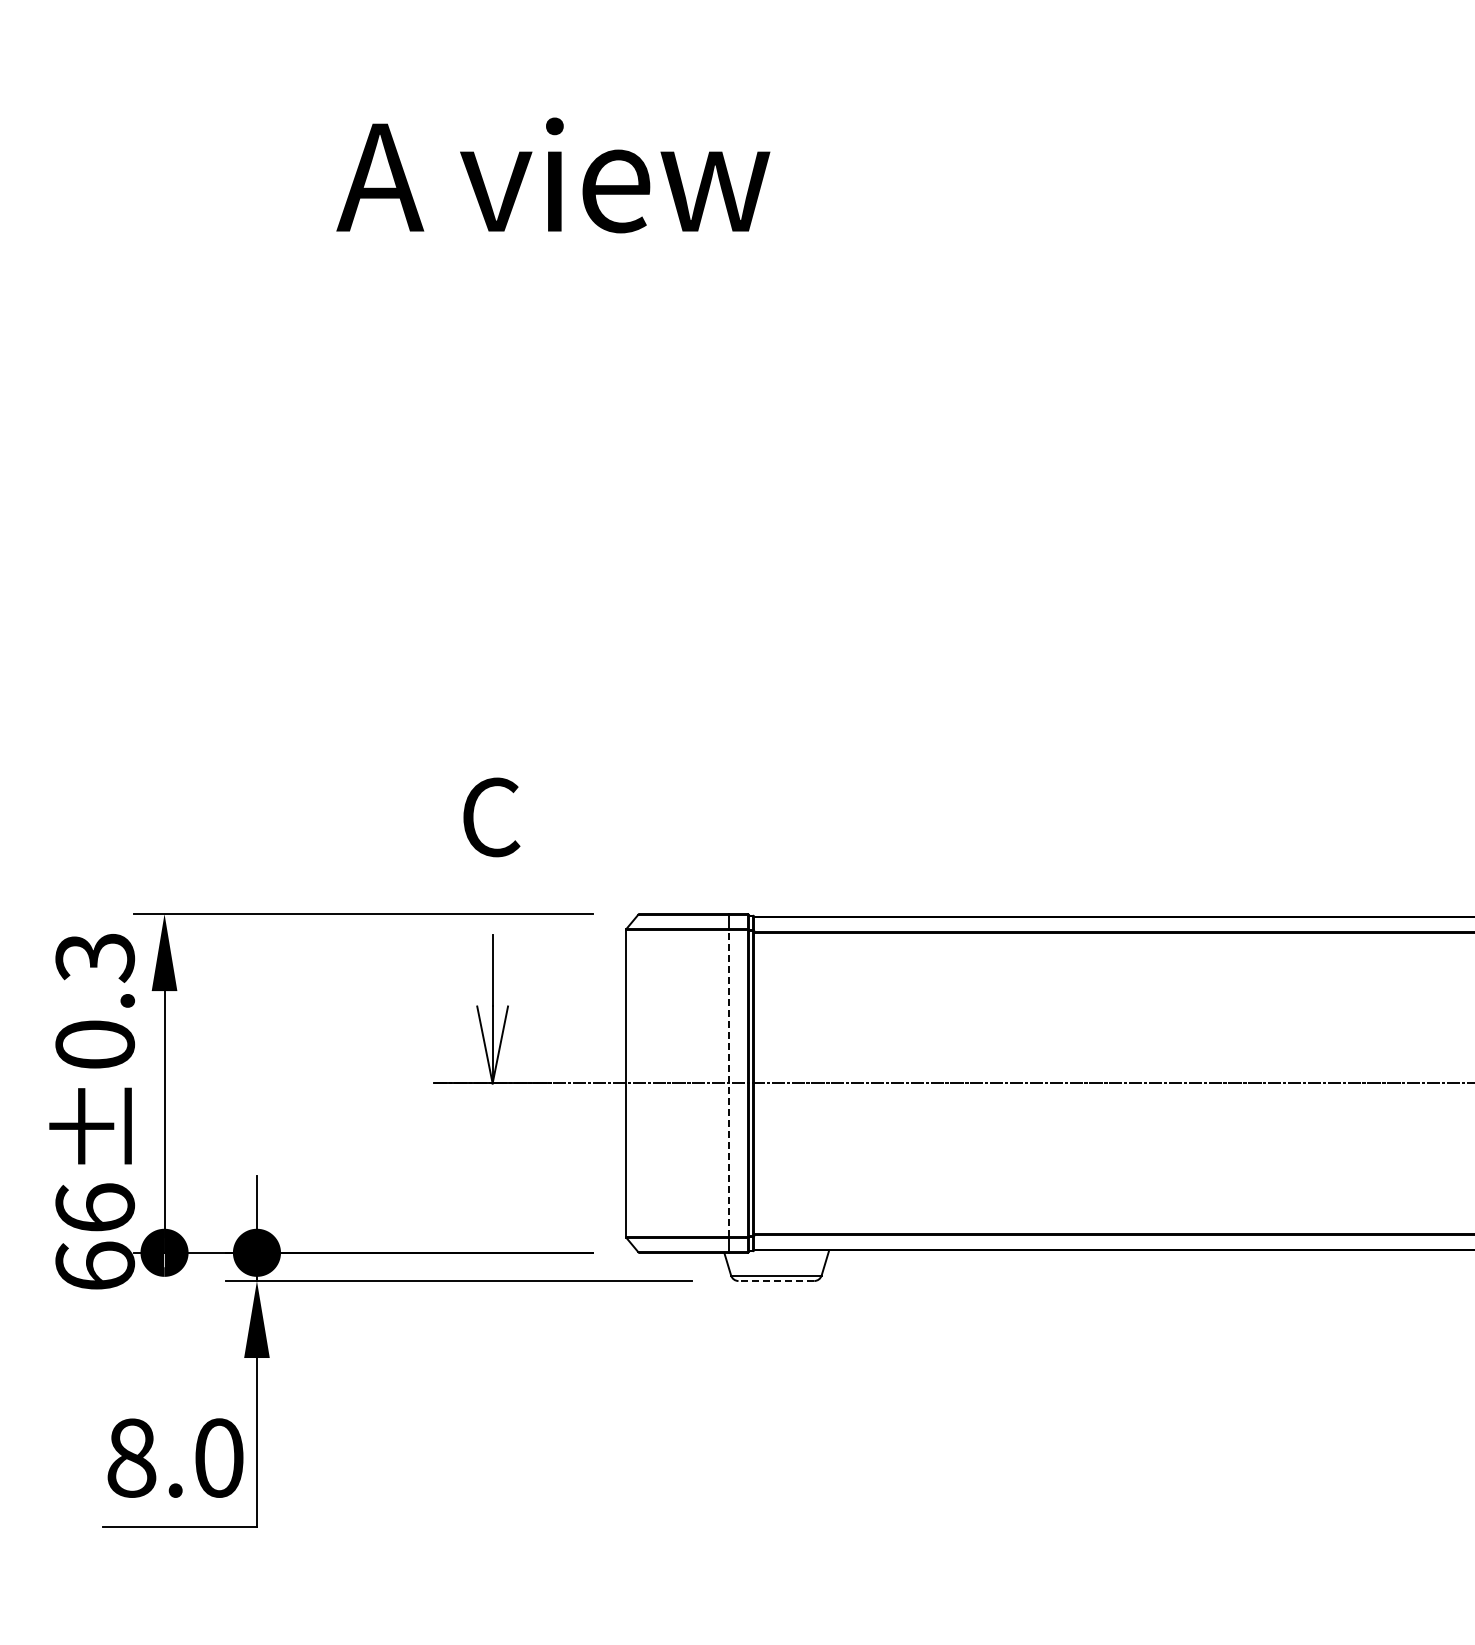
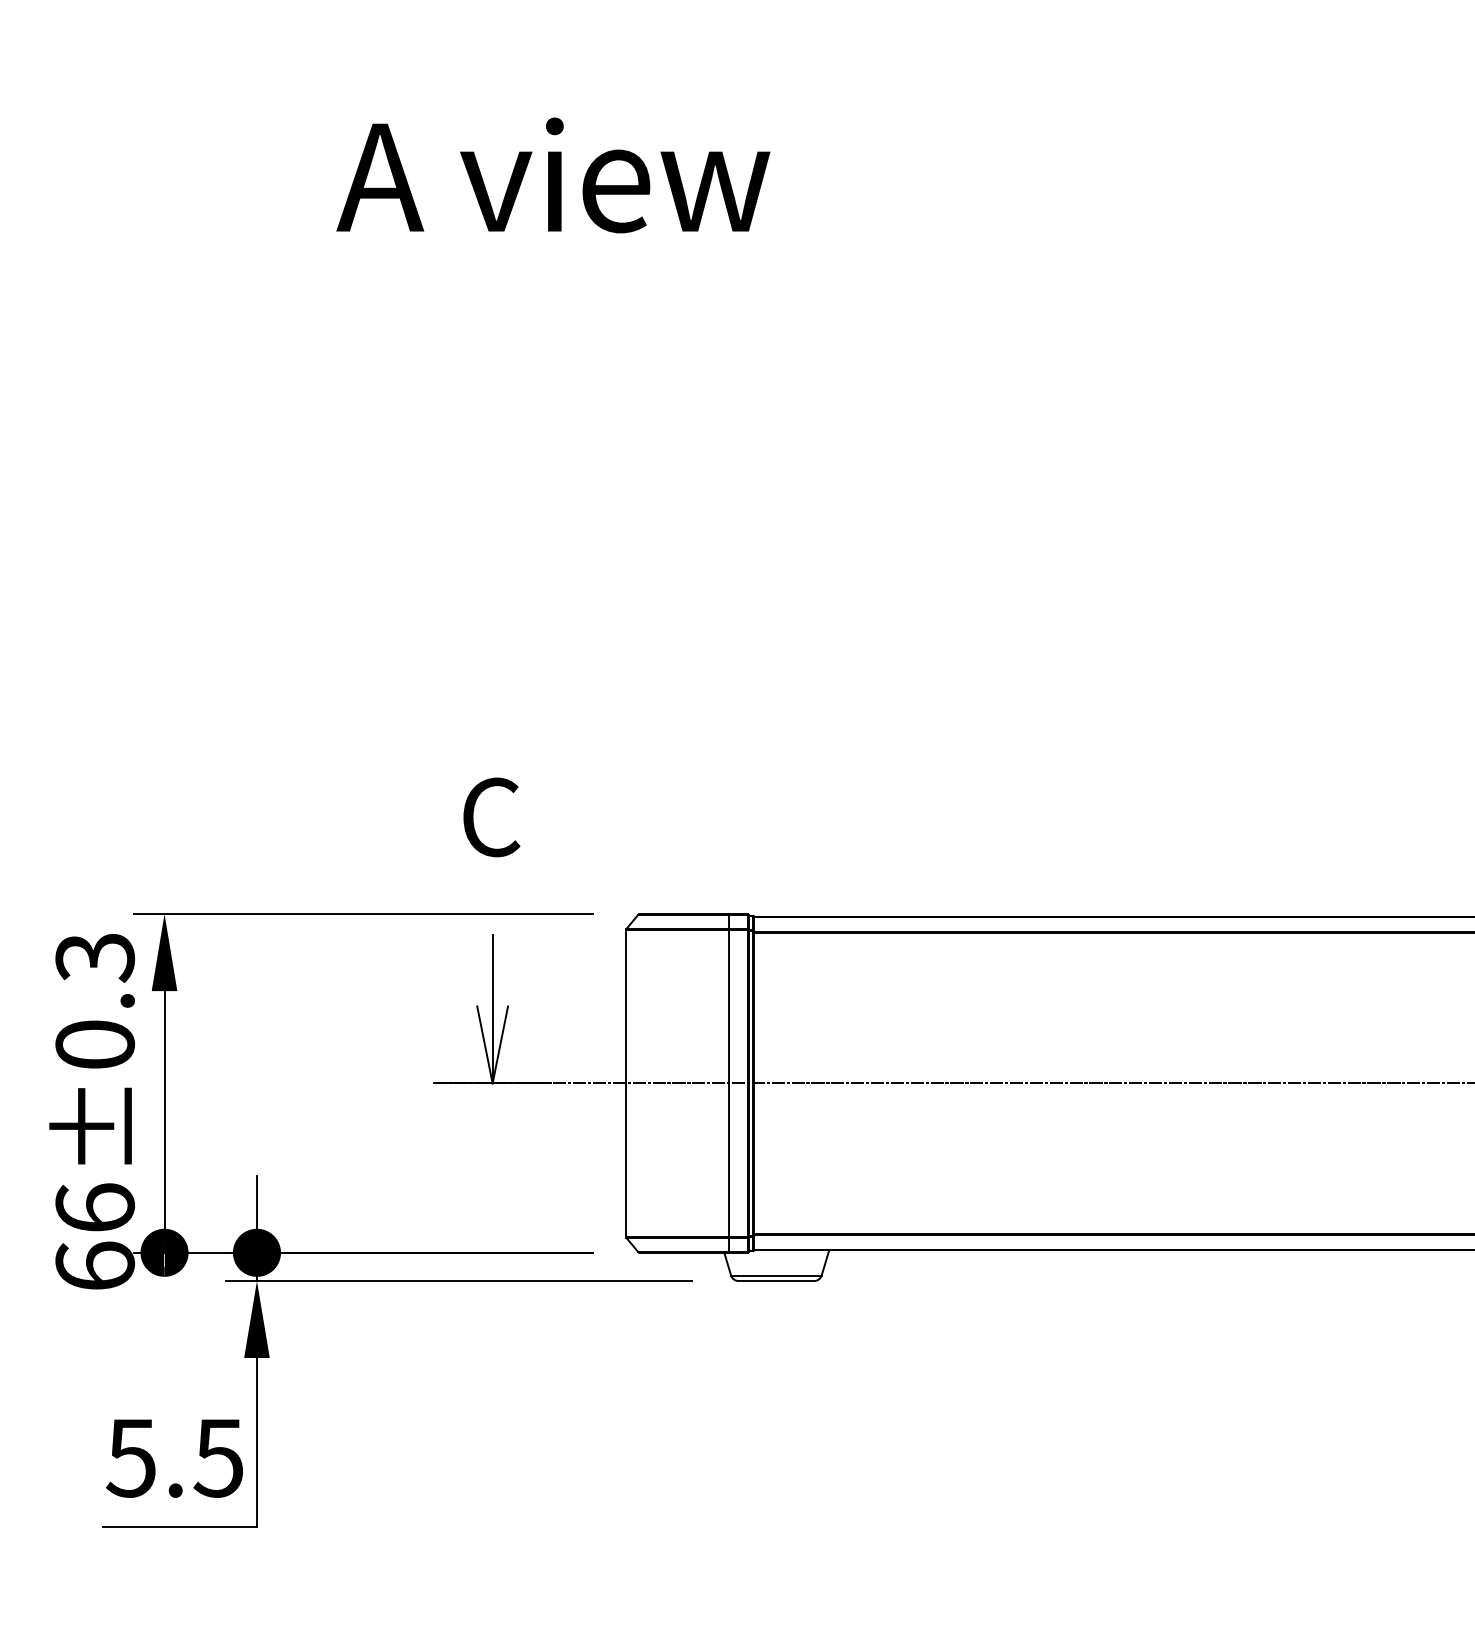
line: dashed -> solid (728, 1082)
line: dashed -> solid (776, 1281)
text: 8.0 -> 5.5 (174, 1457)
